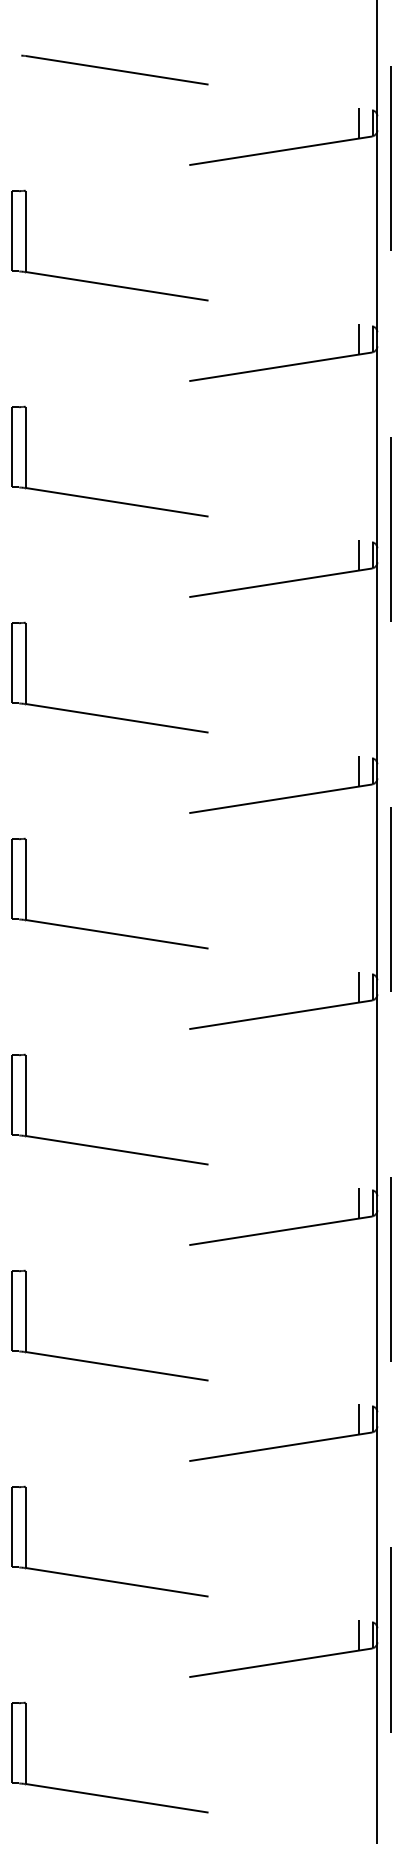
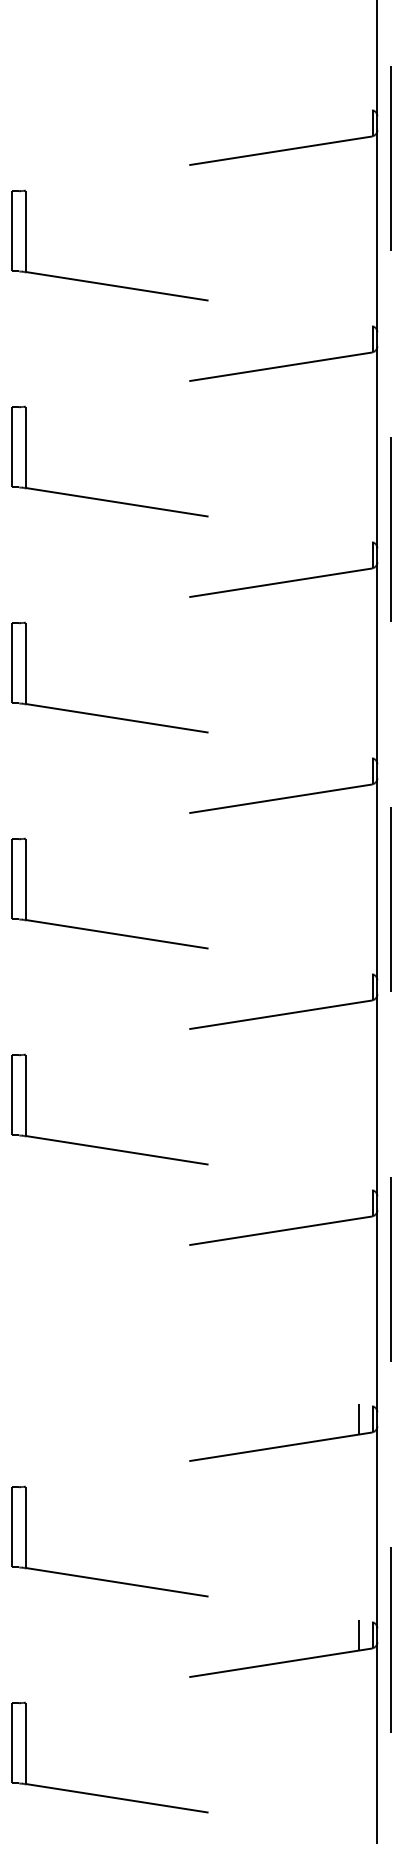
line: present -> none (114, 69)
line: present -> none (358, 123)
line: present -> none (358, 339)
line: present -> none (358, 555)
line: present -> none (358, 771)
line: present -> none (358, 987)
line: present -> none (358, 1203)
part: present -> none (107, 1363)
